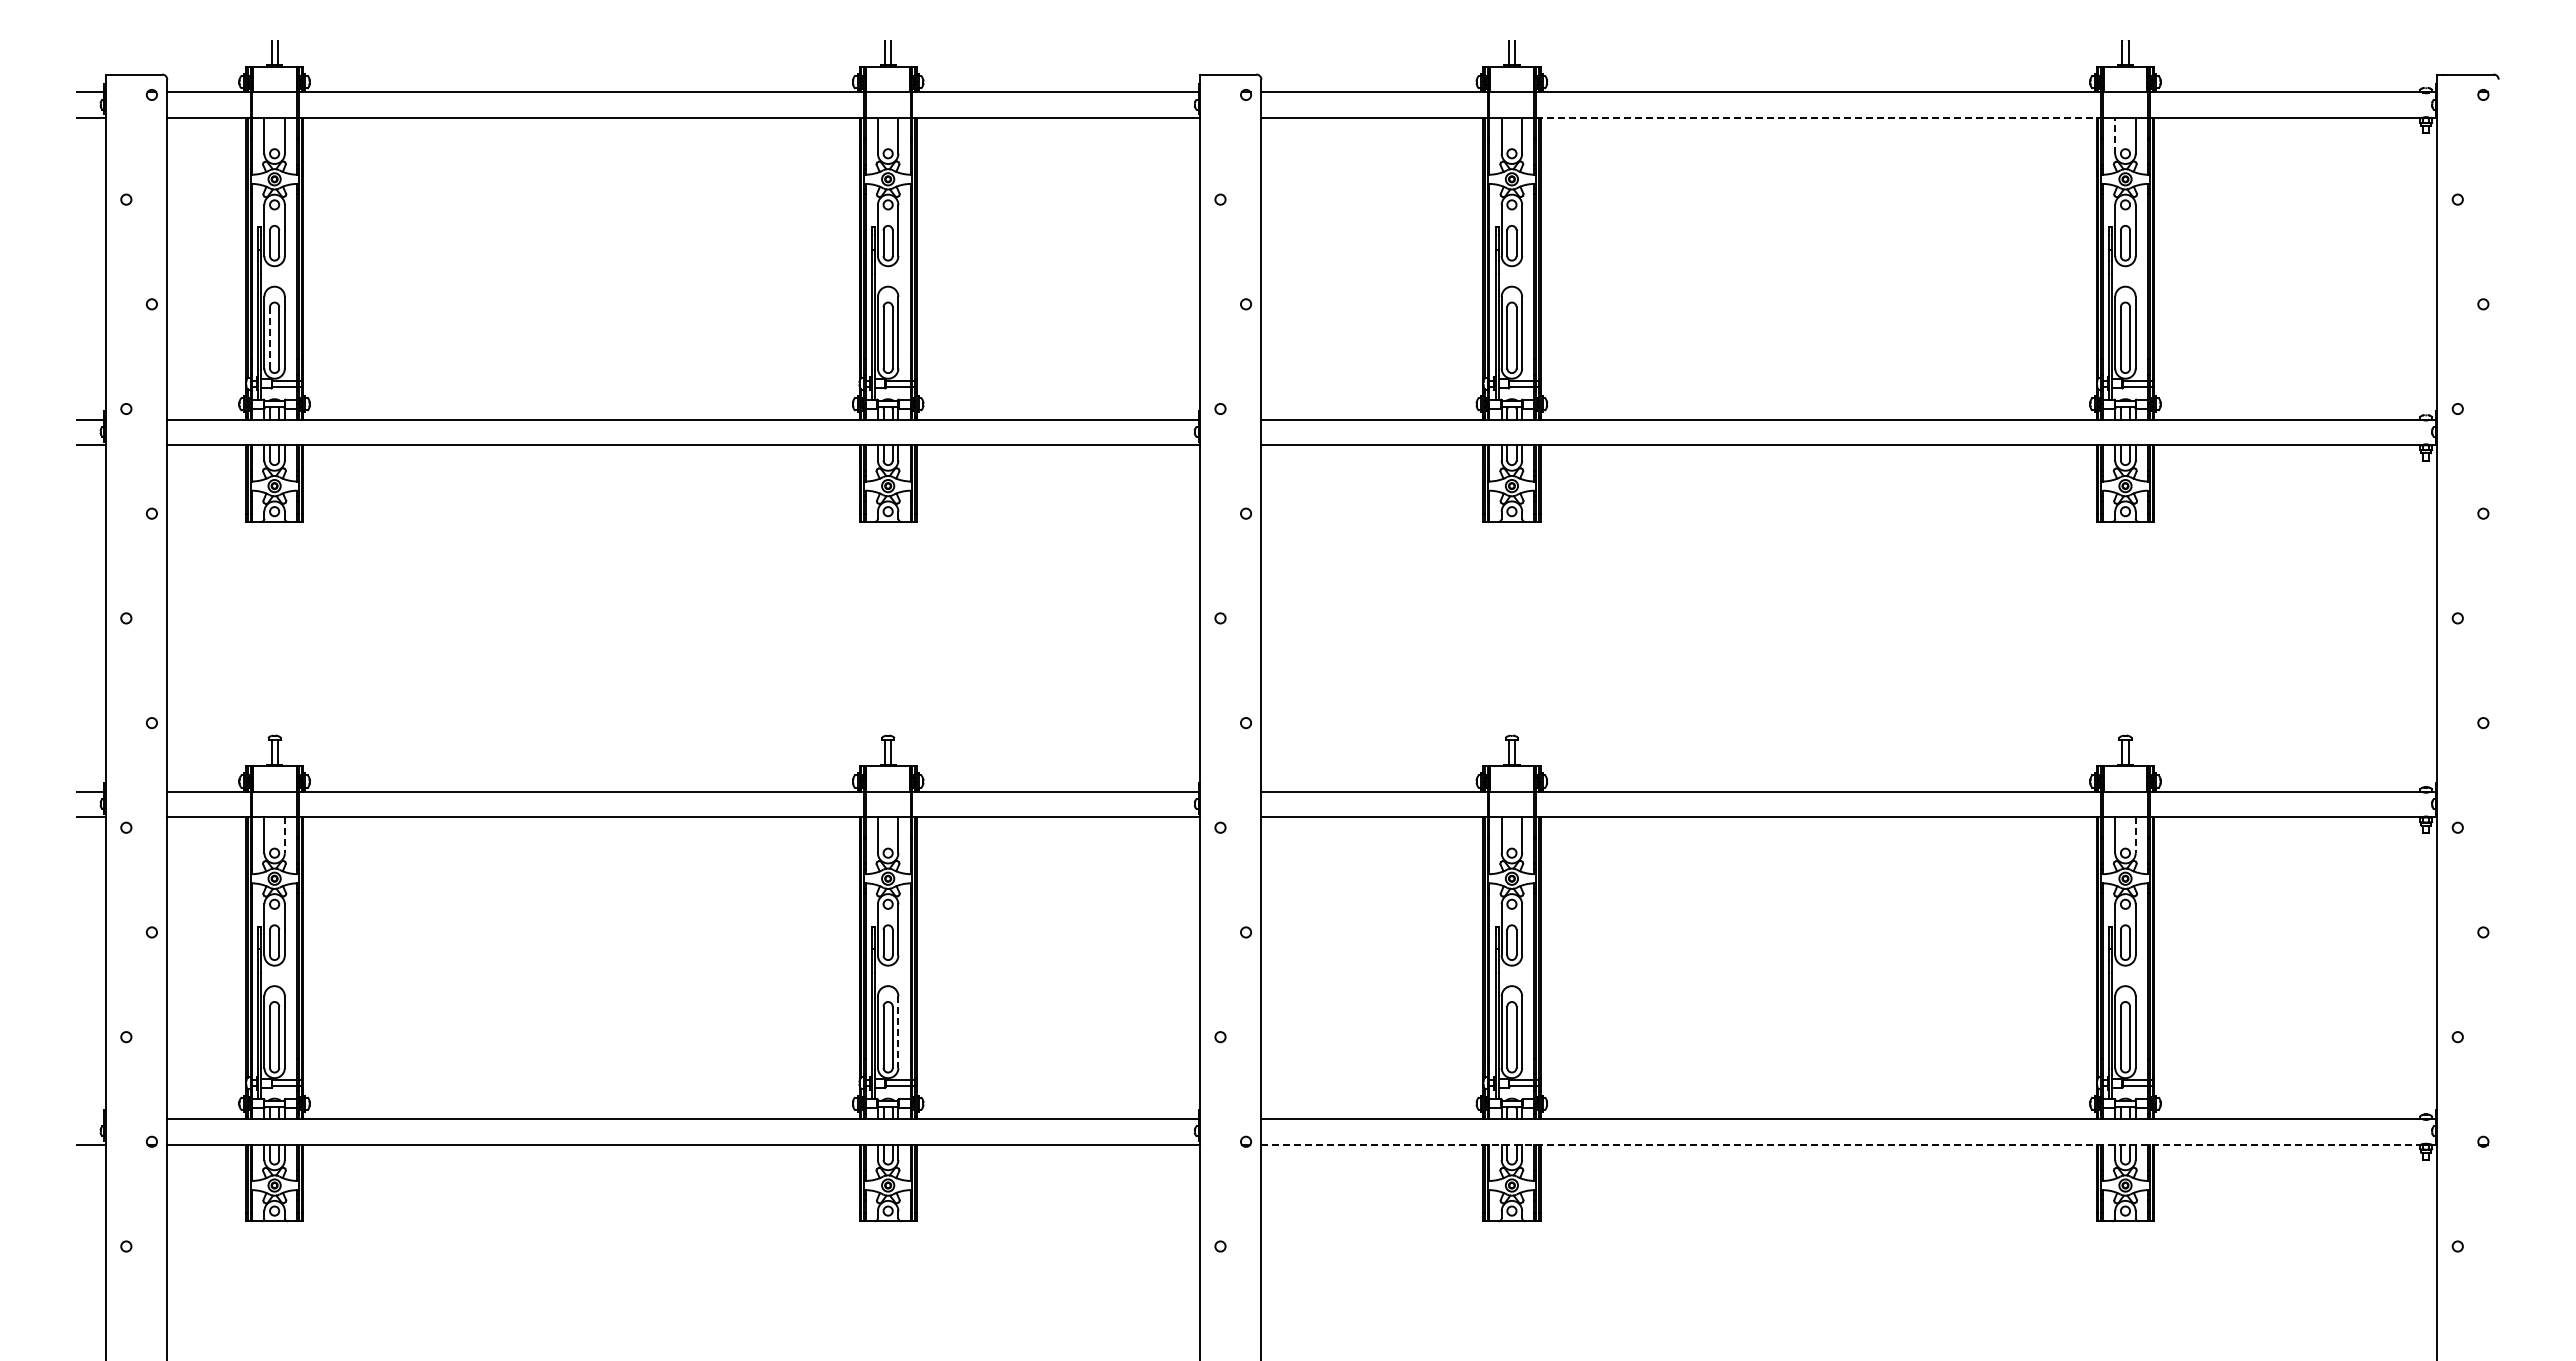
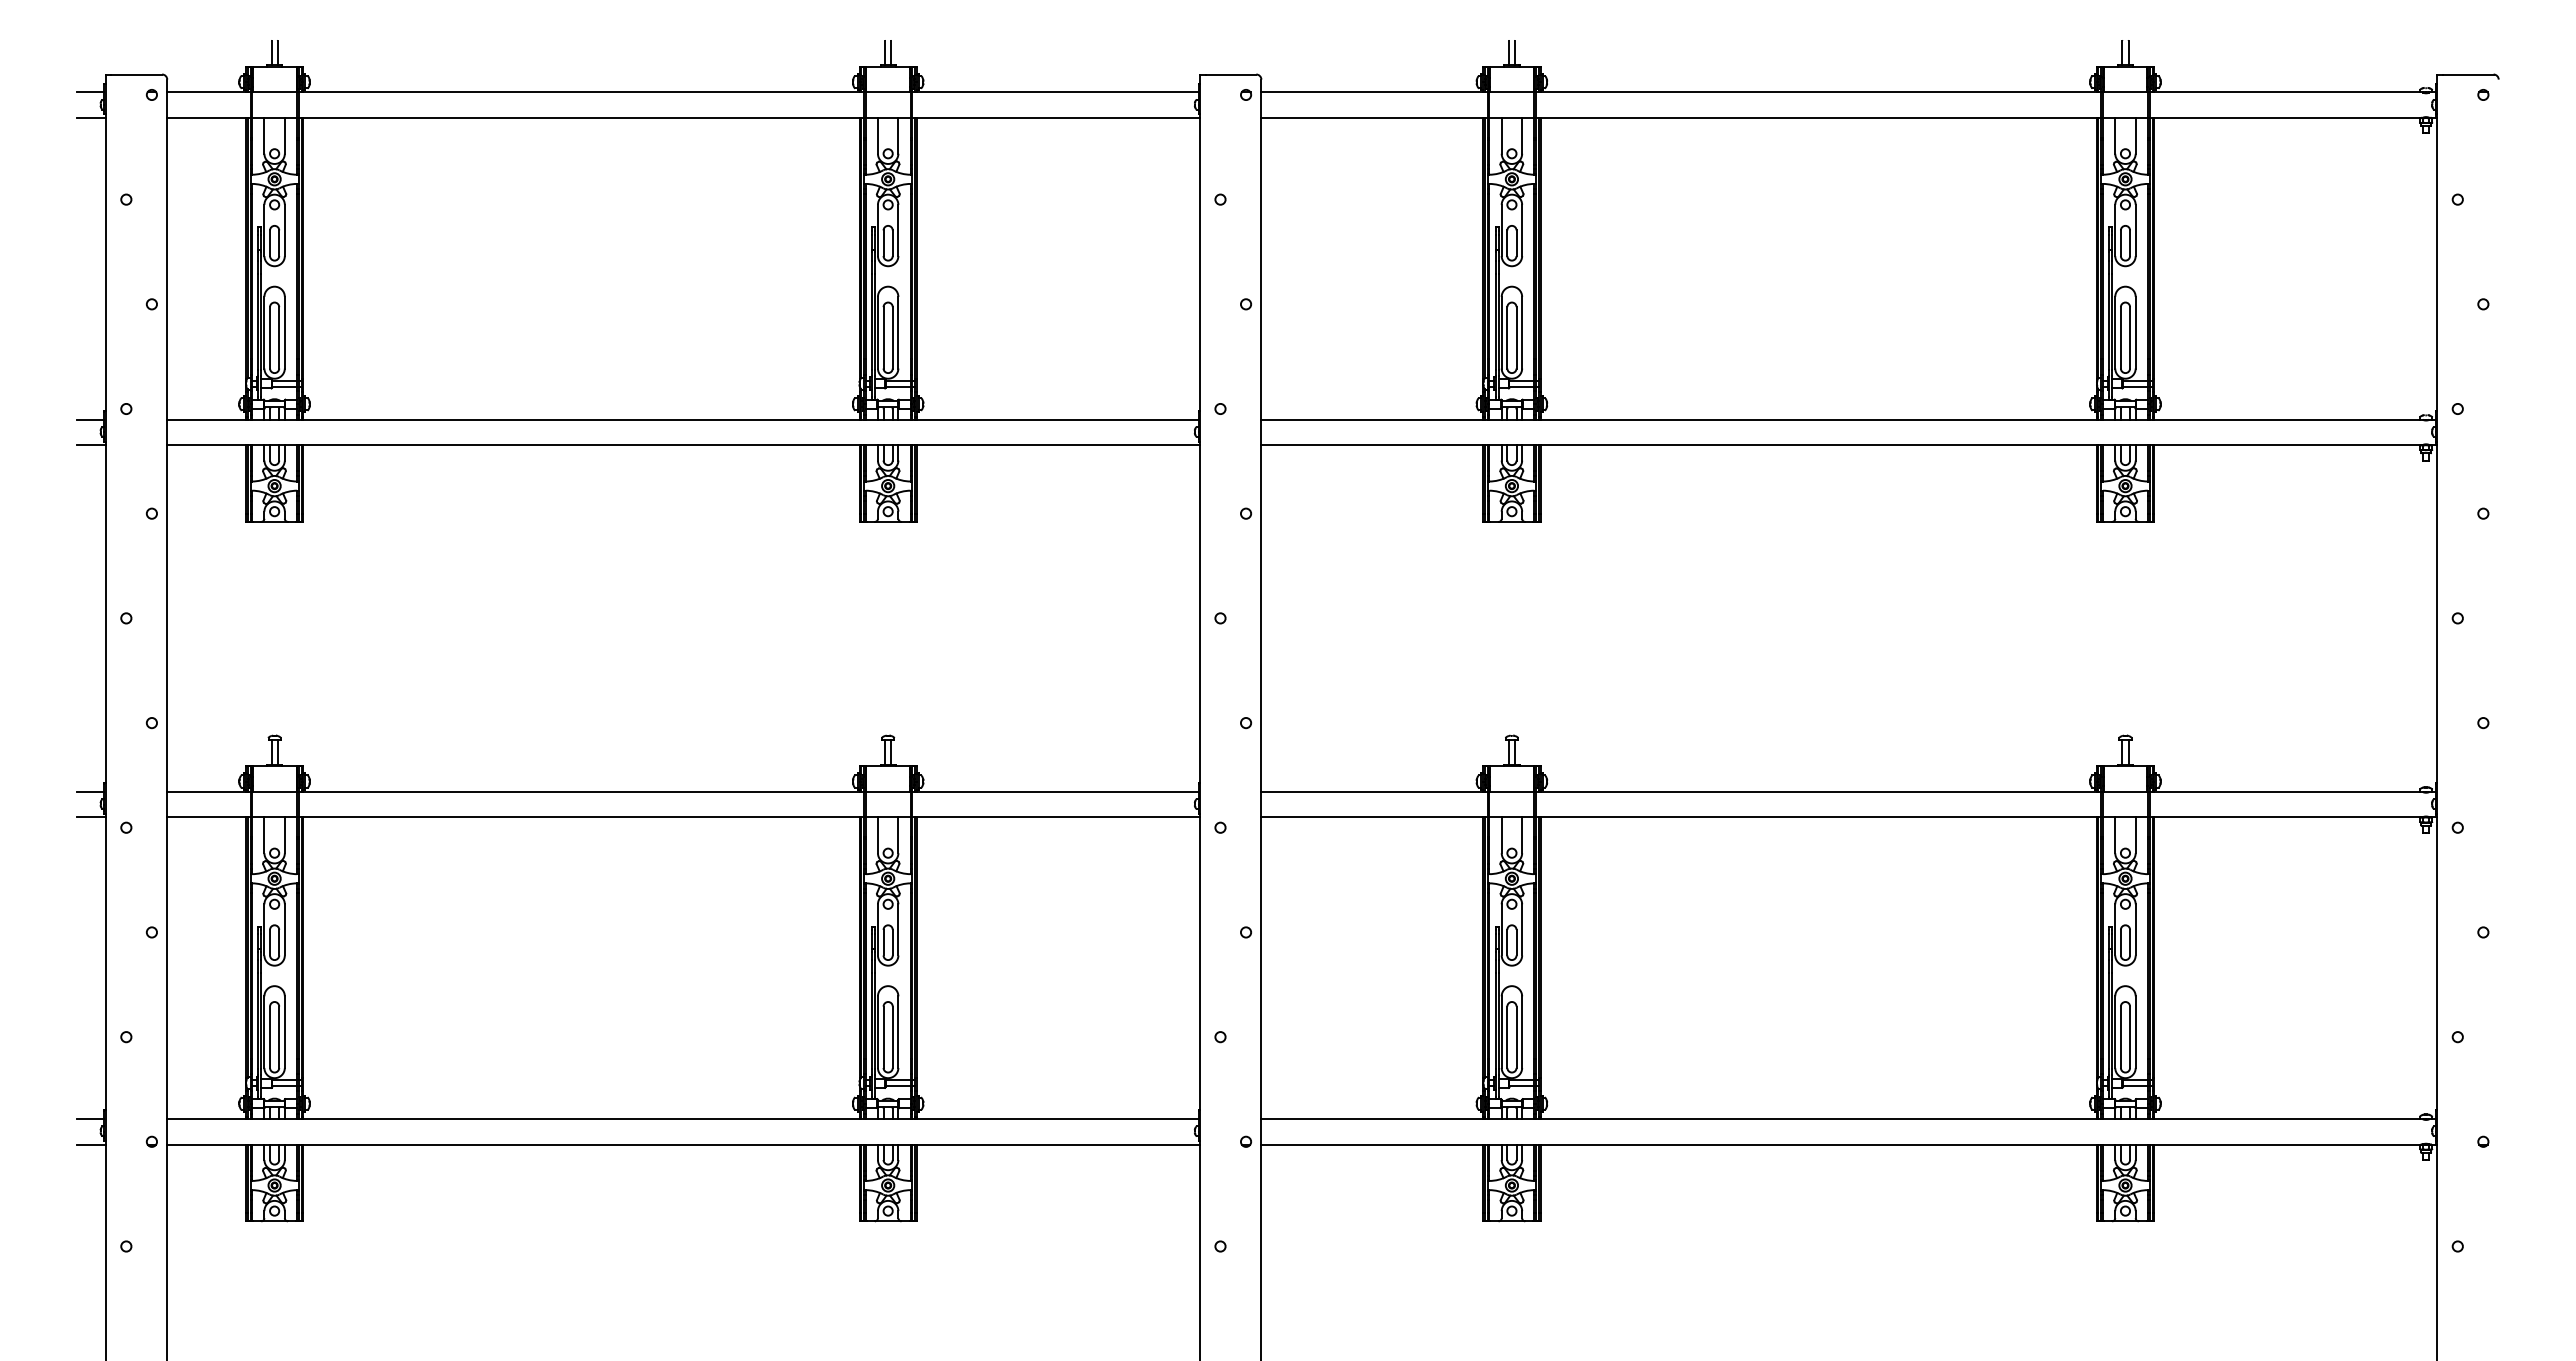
line: dashed -> solid (1818, 117)
line: dashed -> solid (2115, 135)
line: dashed -> solid (270, 337)
line: dashed -> solid (284, 835)
line: dashed -> solid (2135, 835)
line: dashed -> solid (898, 1032)
line: none -> present (90, 1119)
line: dashed -> solid (1841, 1144)
